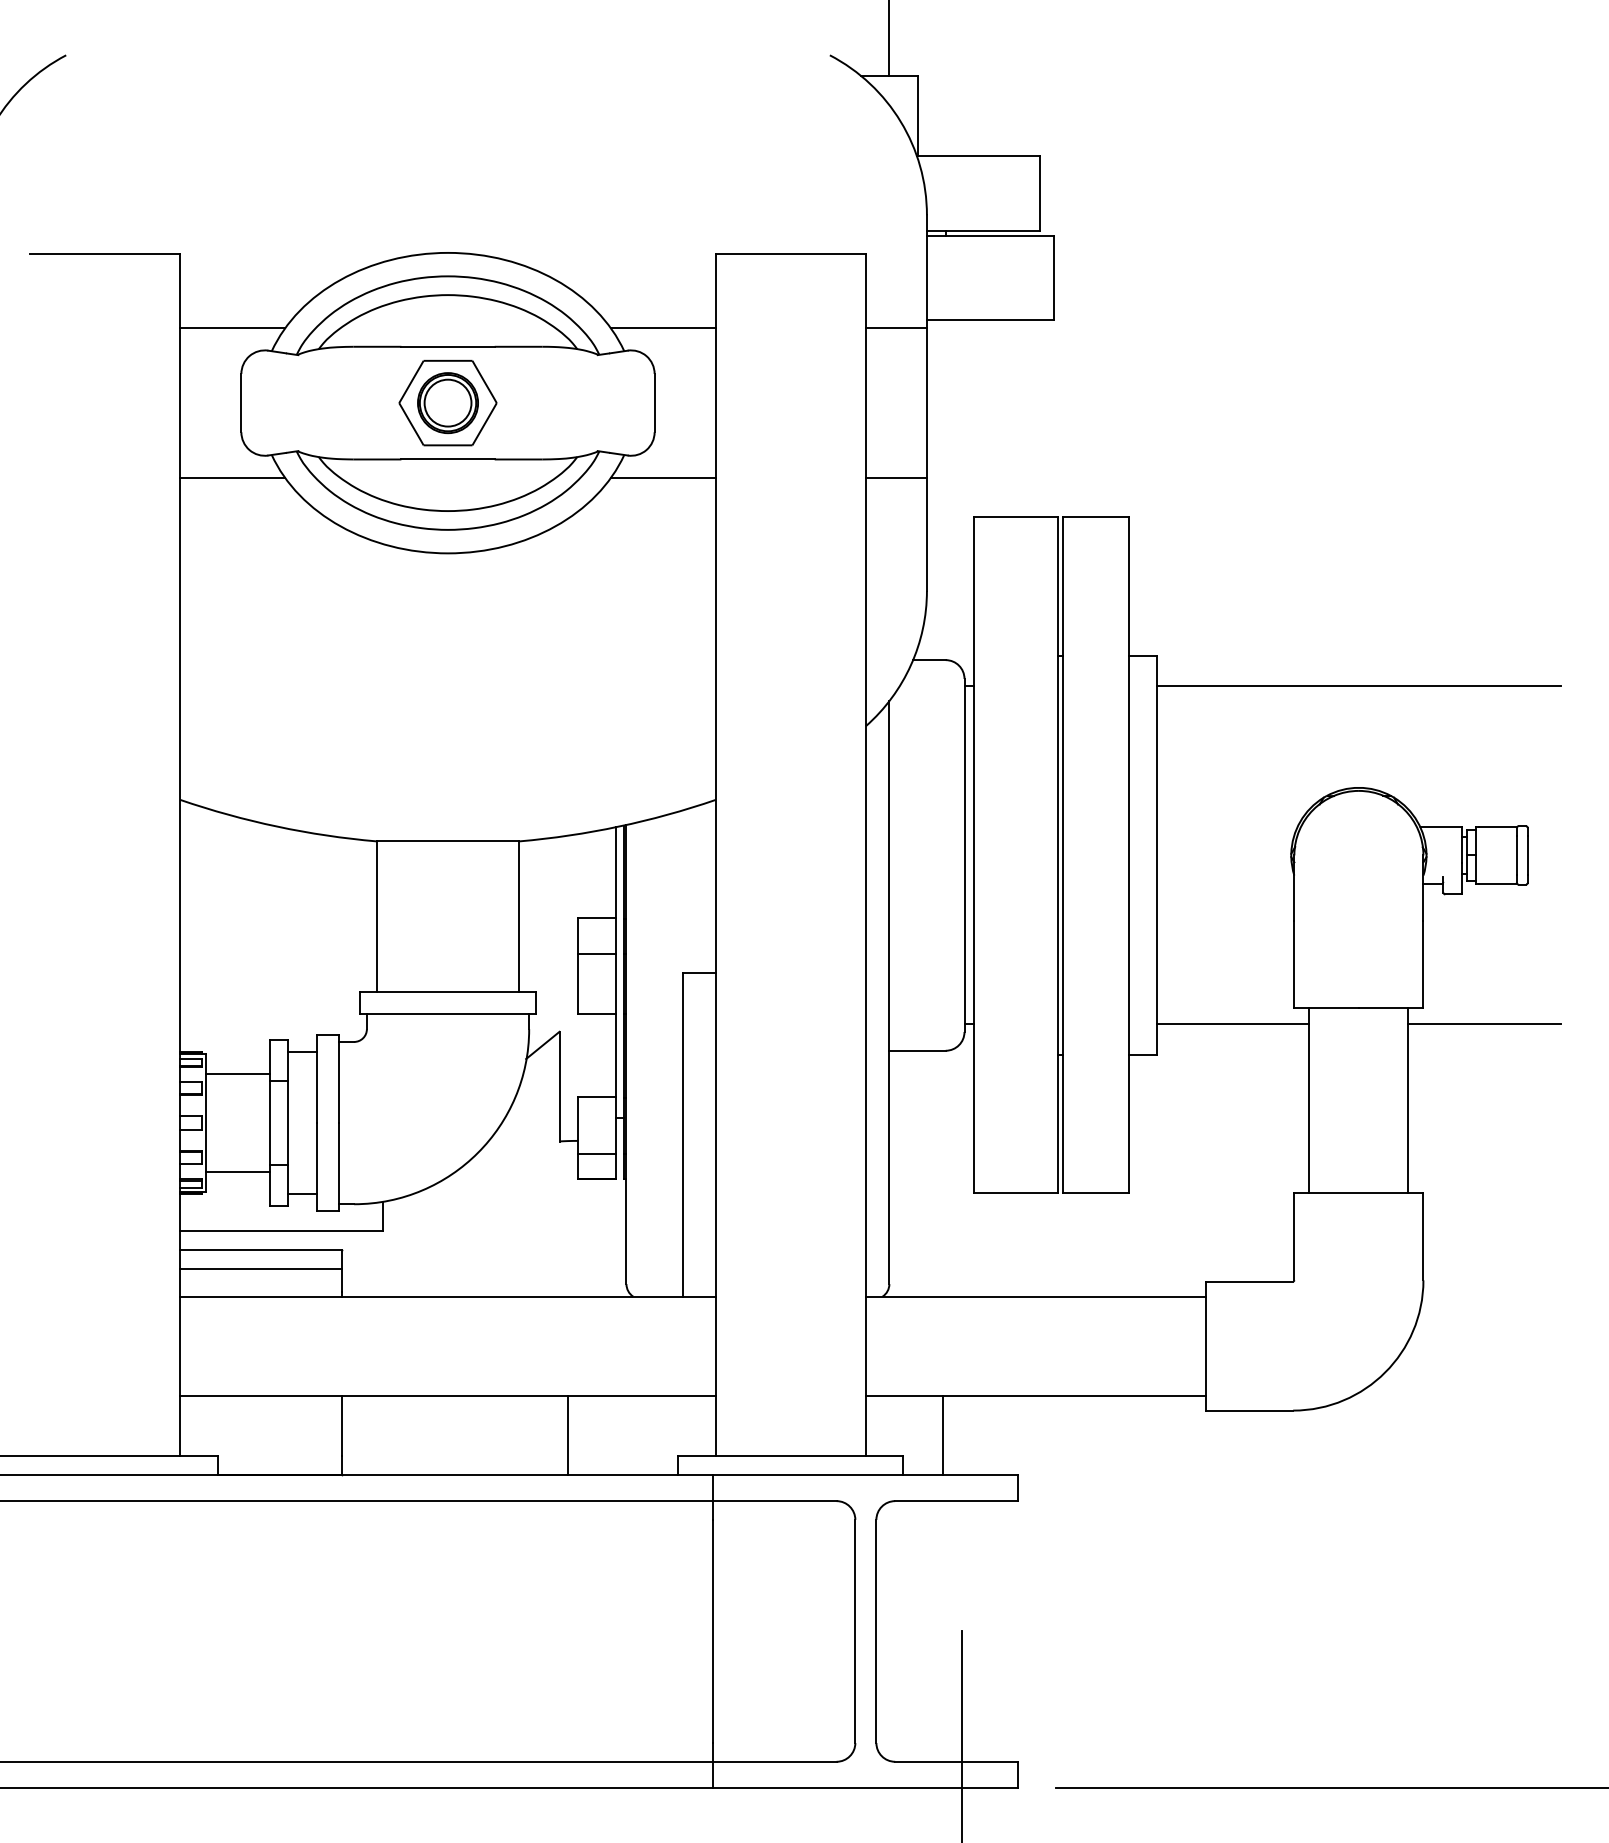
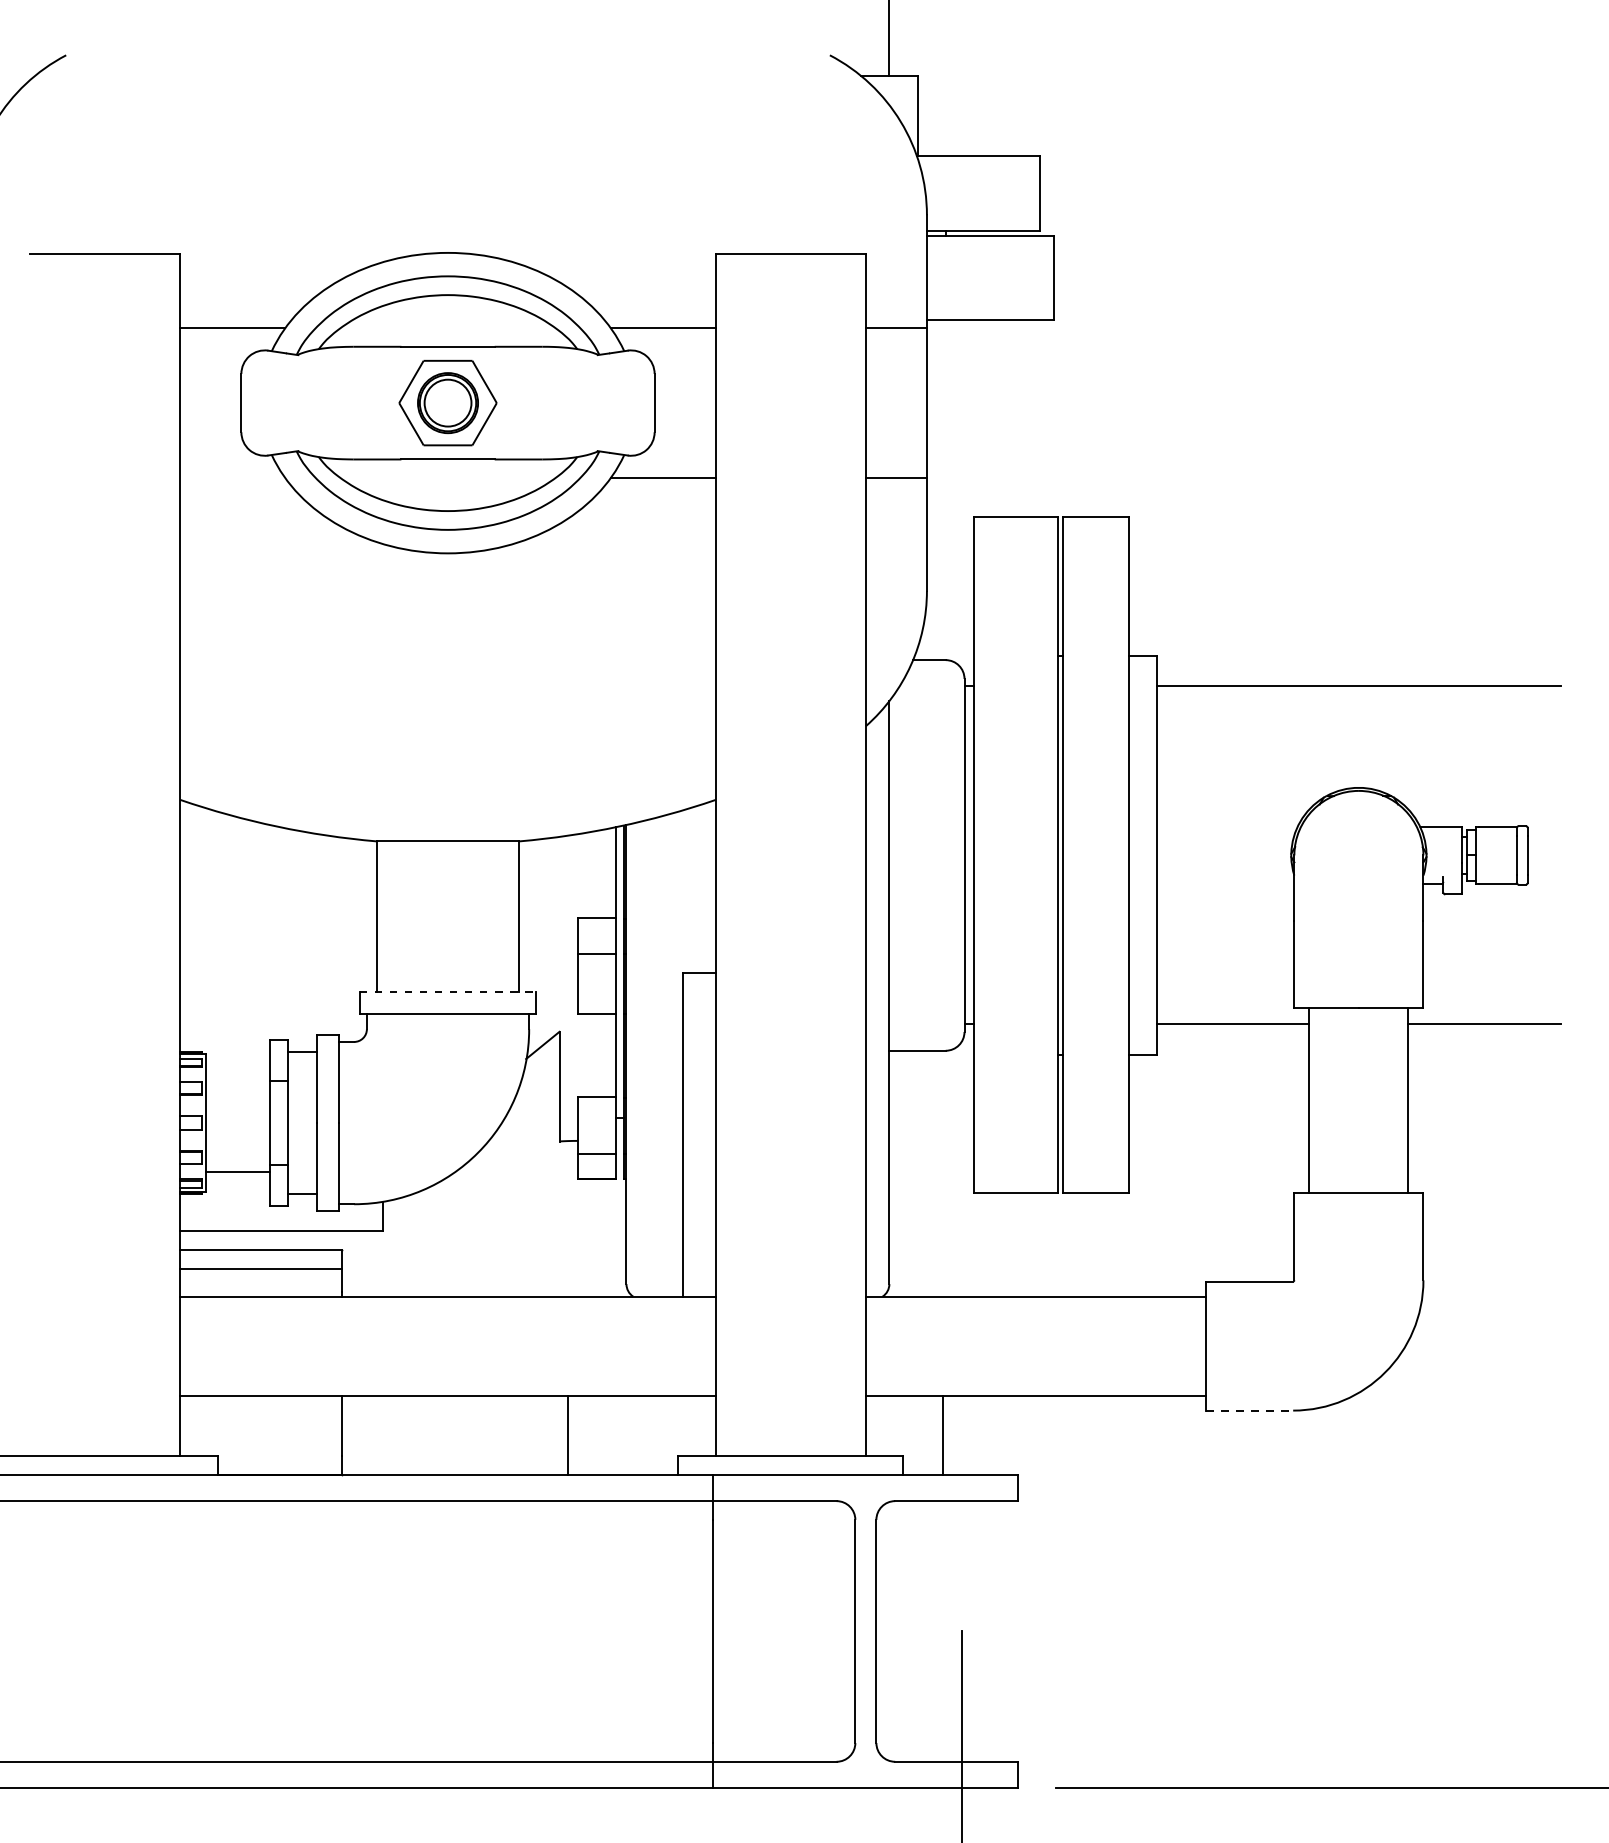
line: present -> none (232, 478)
line: solid -> dashed (448, 991)
line: present -> none (237, 1073)
line: solid -> dashed (1250, 1410)
